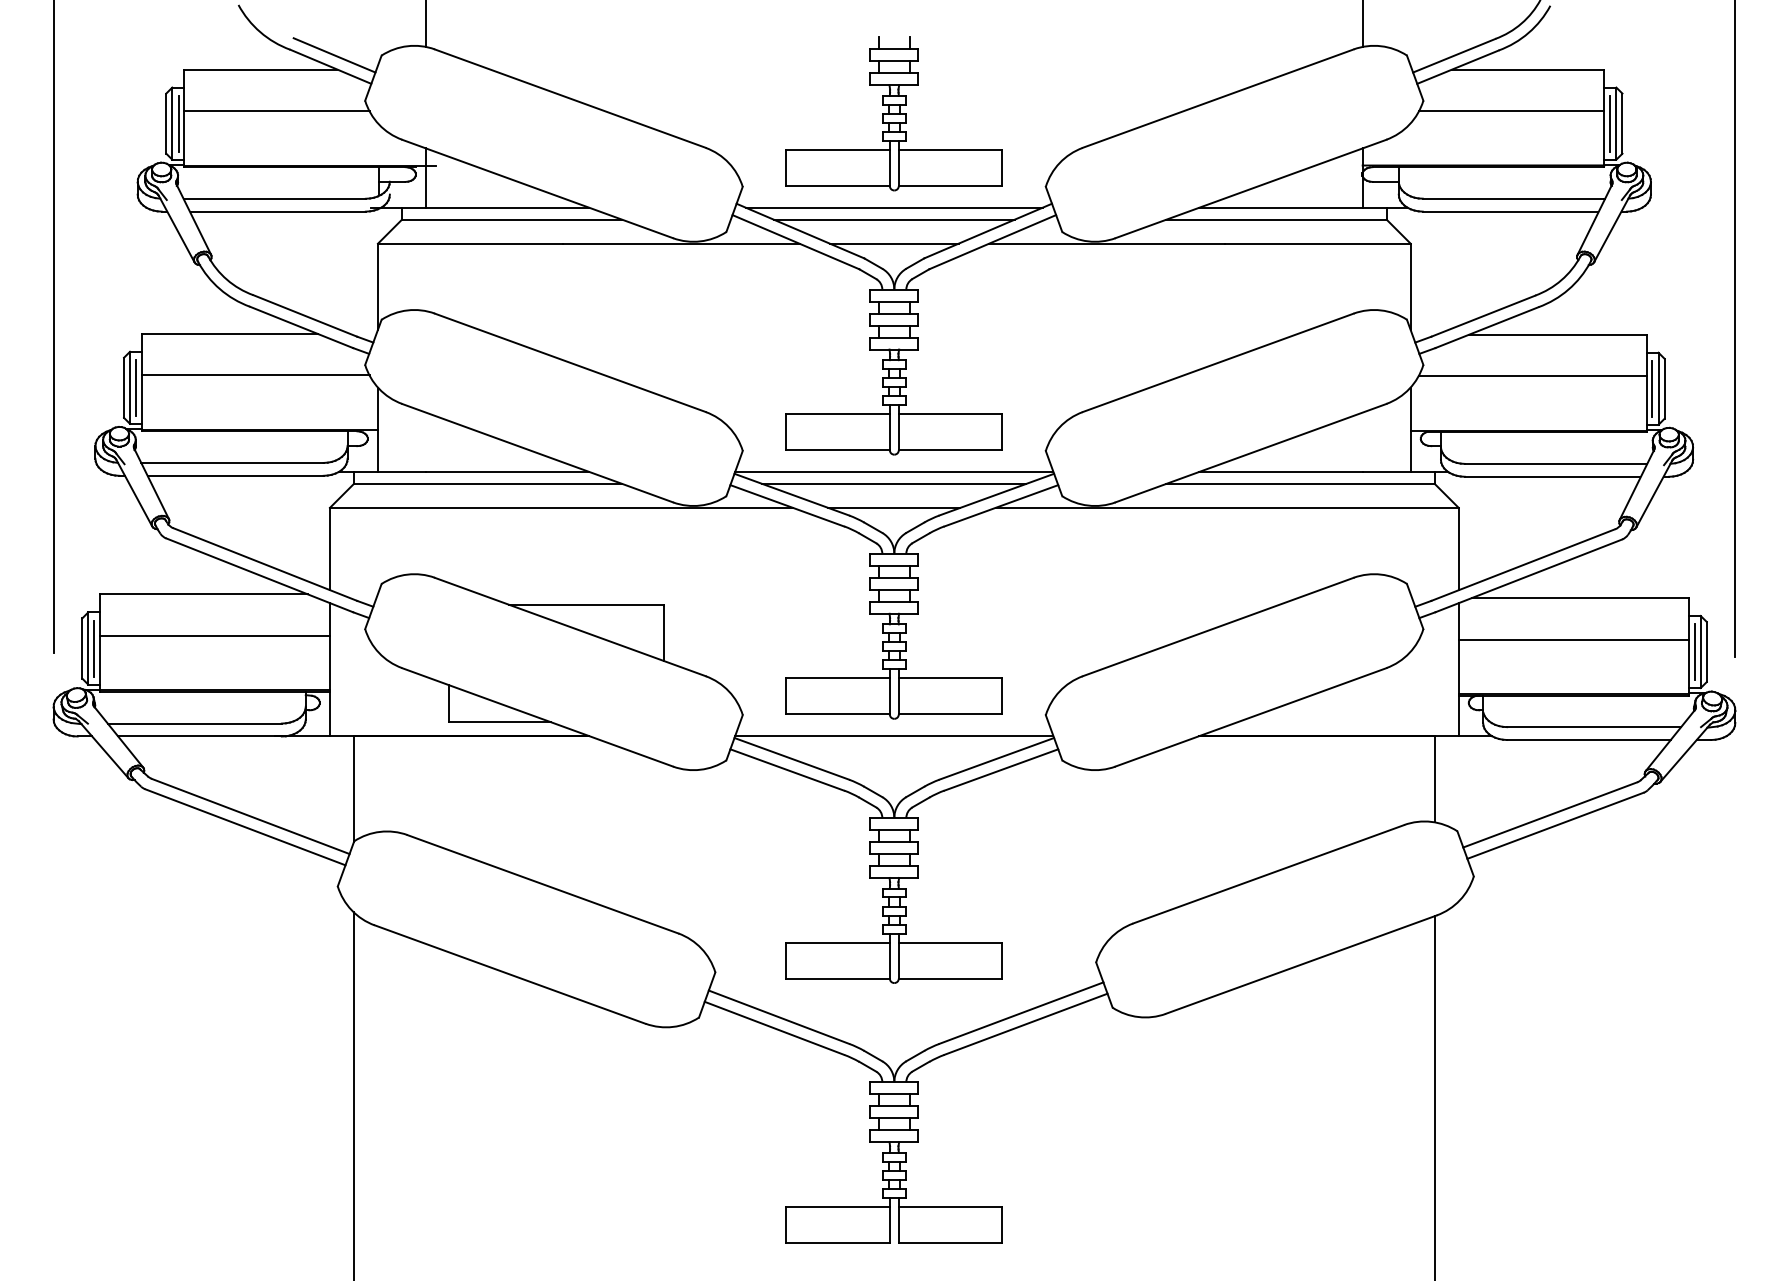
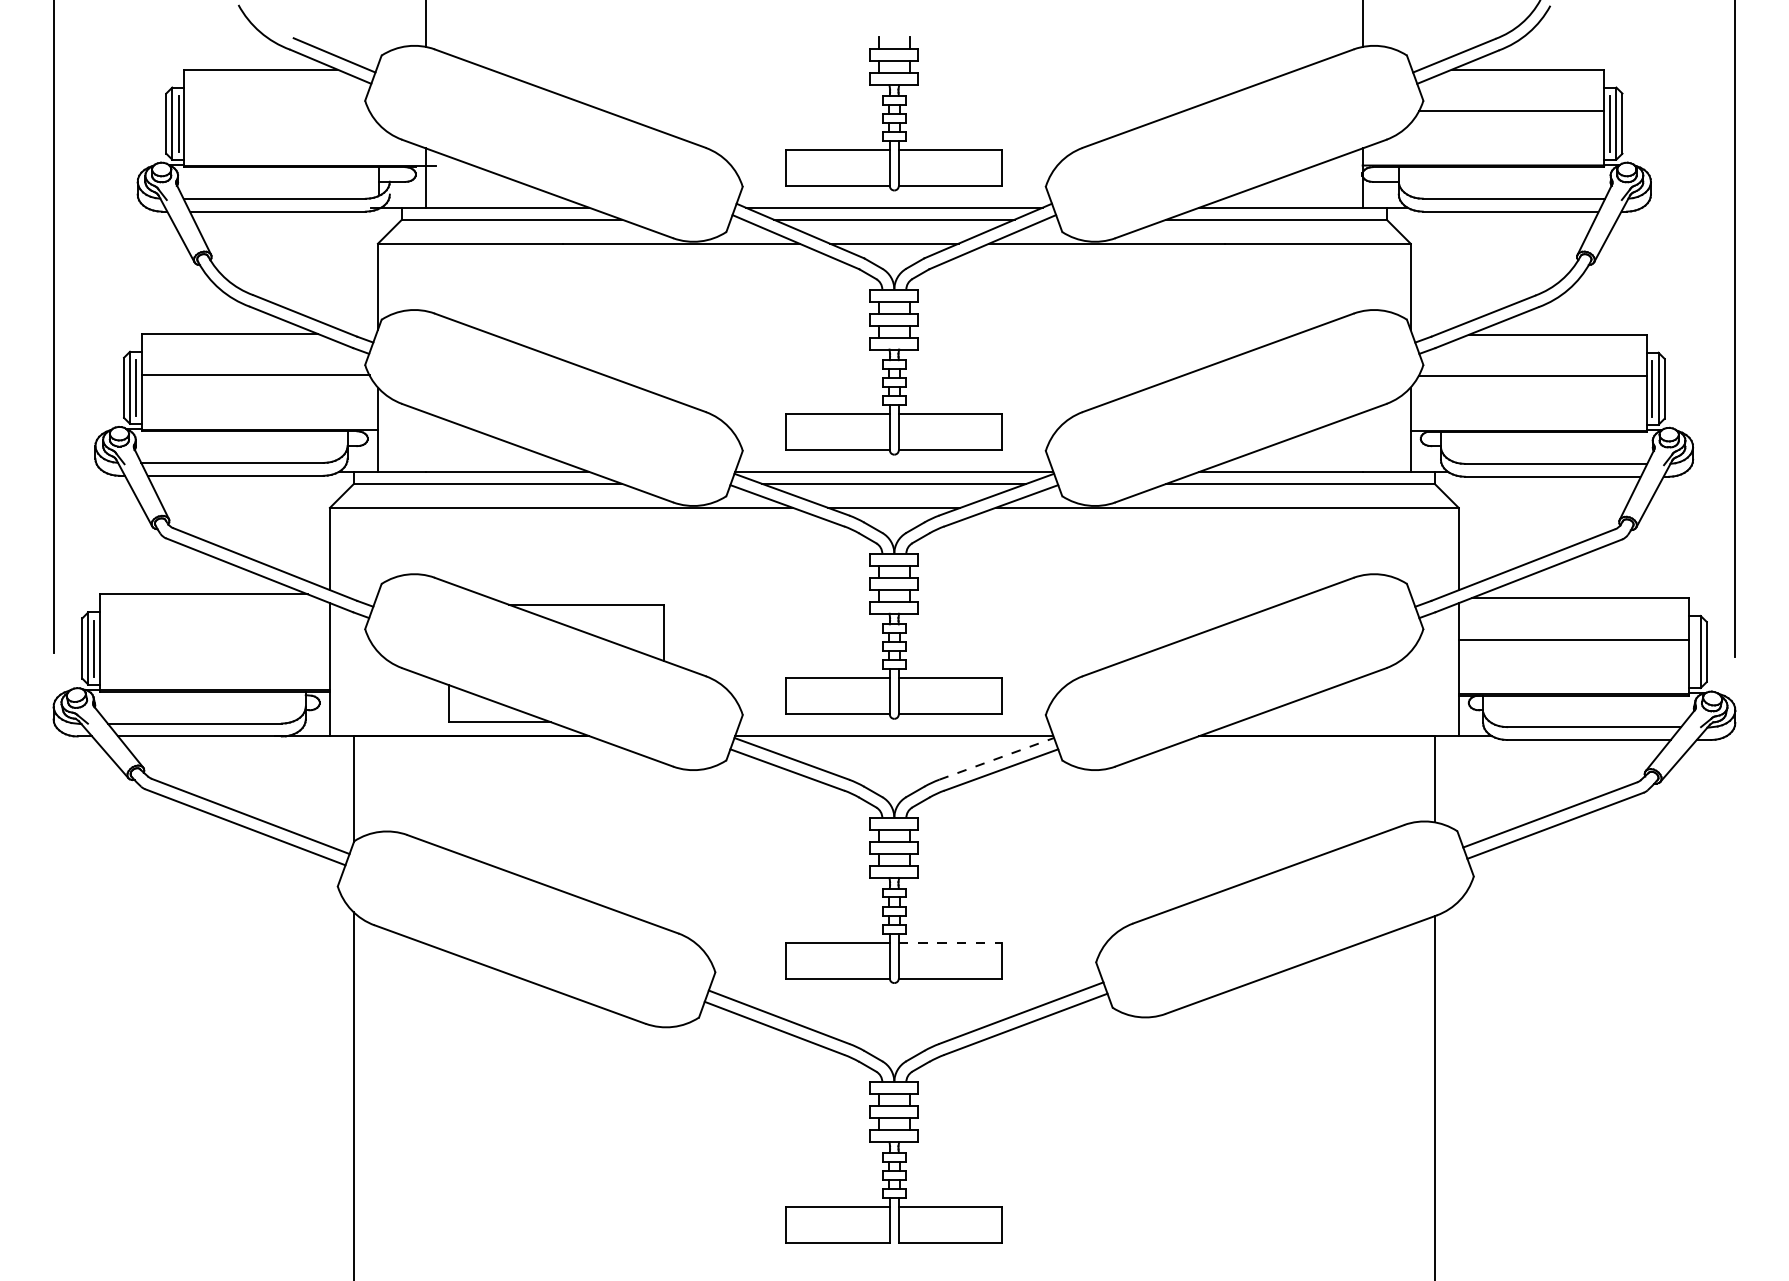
line: present -> none (276, 111)
line: present -> none (214, 636)
line: present -> none (1694, 652)
line: solid -> dashed (997, 758)
line: solid -> dashed (950, 942)
